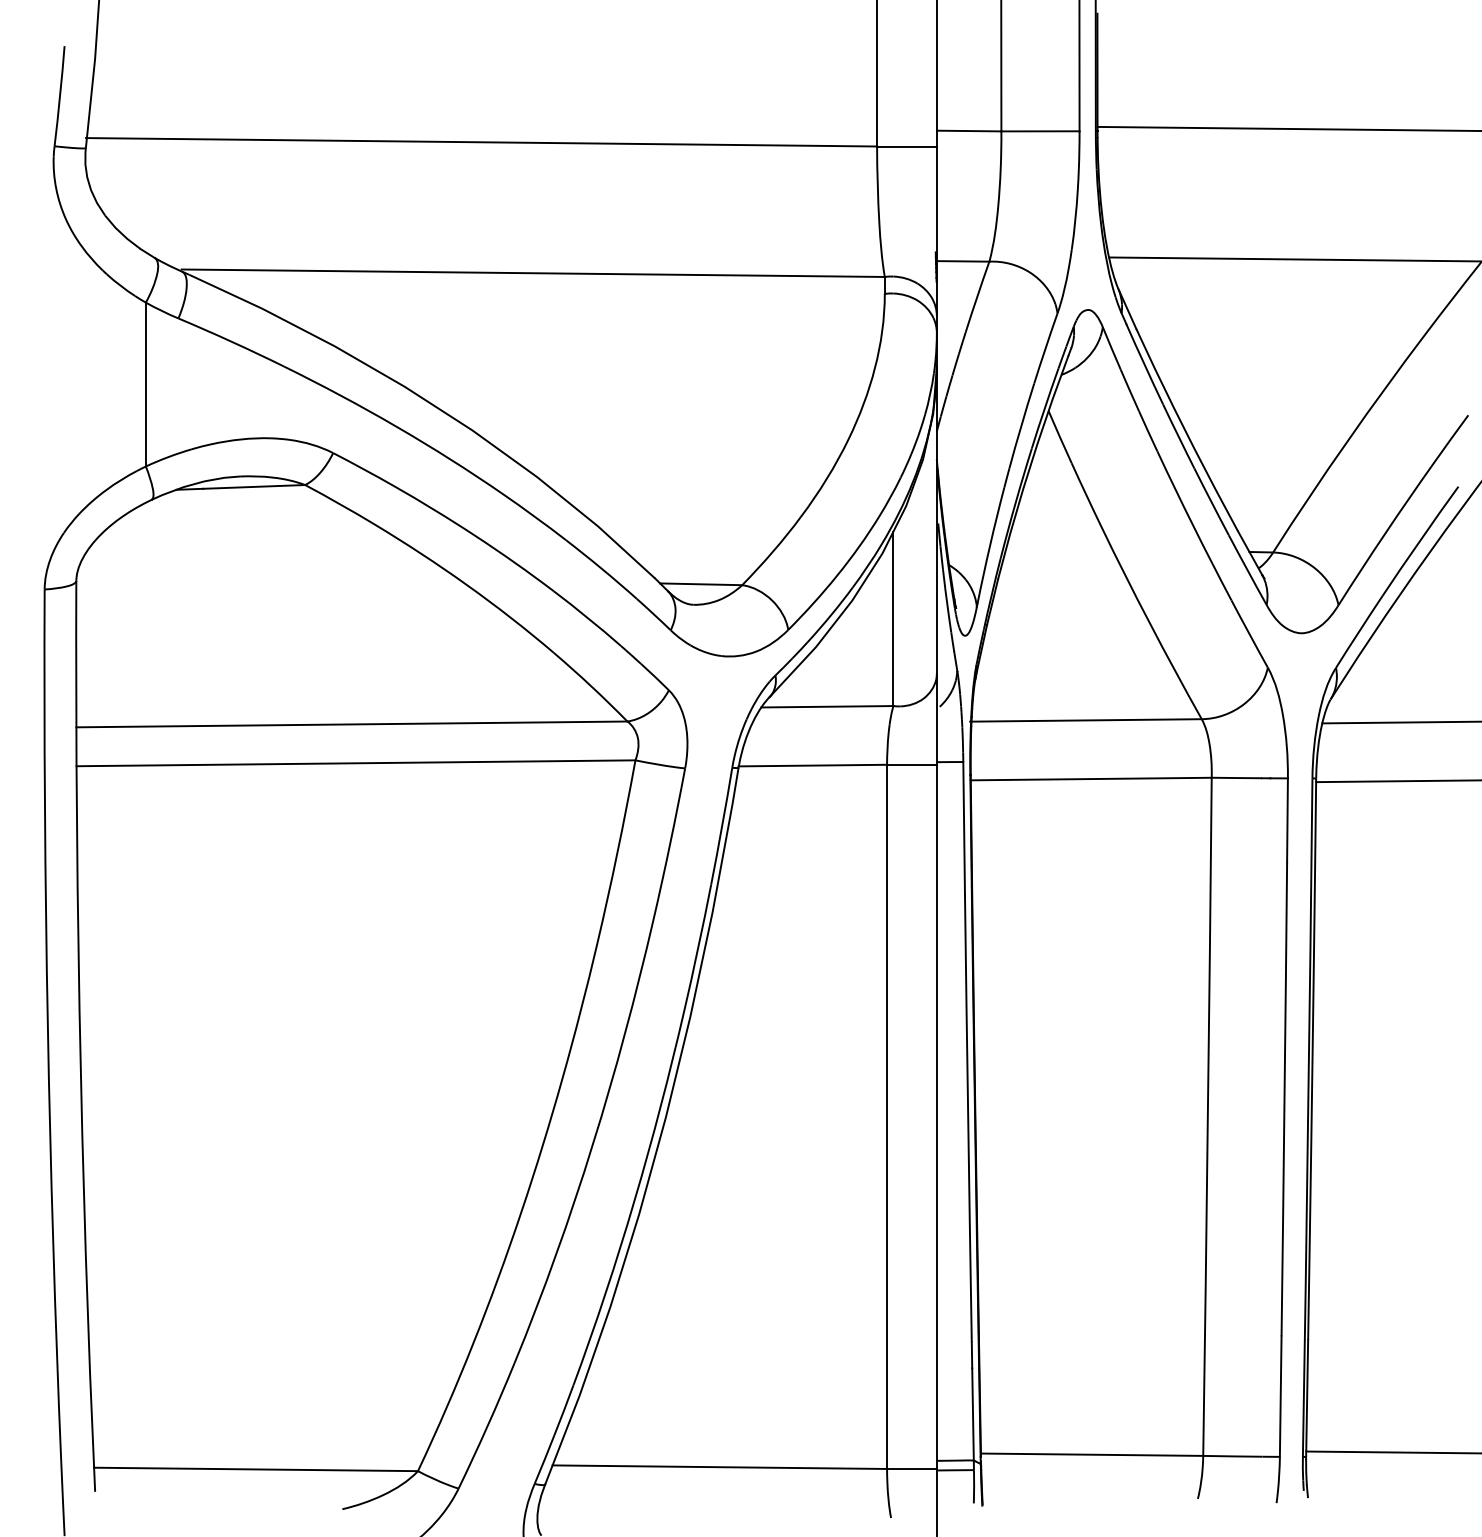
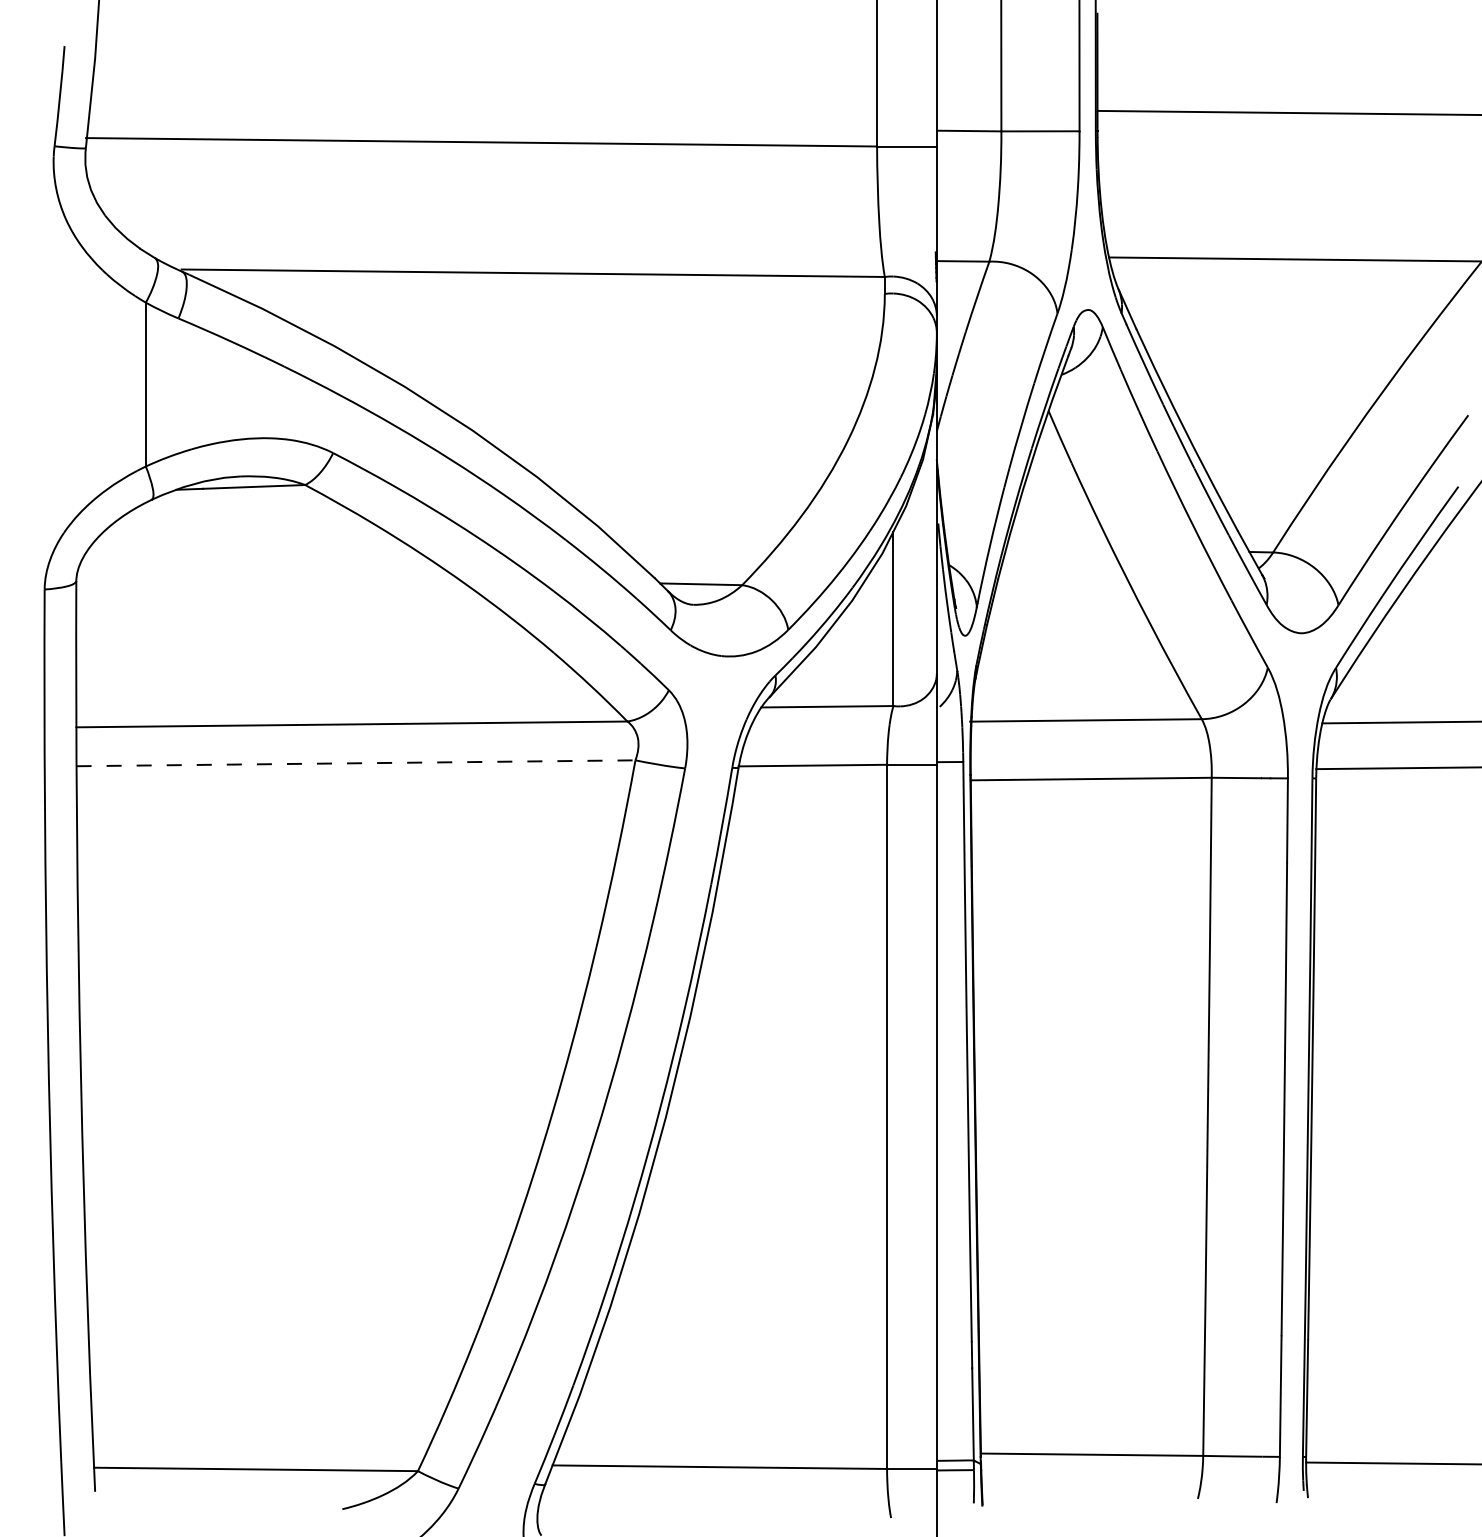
line position: (1287, 128) -> (1287, 112) (1287, 112)
line: solid -> dashed (356, 763)
line position: (1397, 781) -> (1397, 768) (1397, 768)
line position: (1392, 1452) -> (1392, 1463) (1392, 1463)
